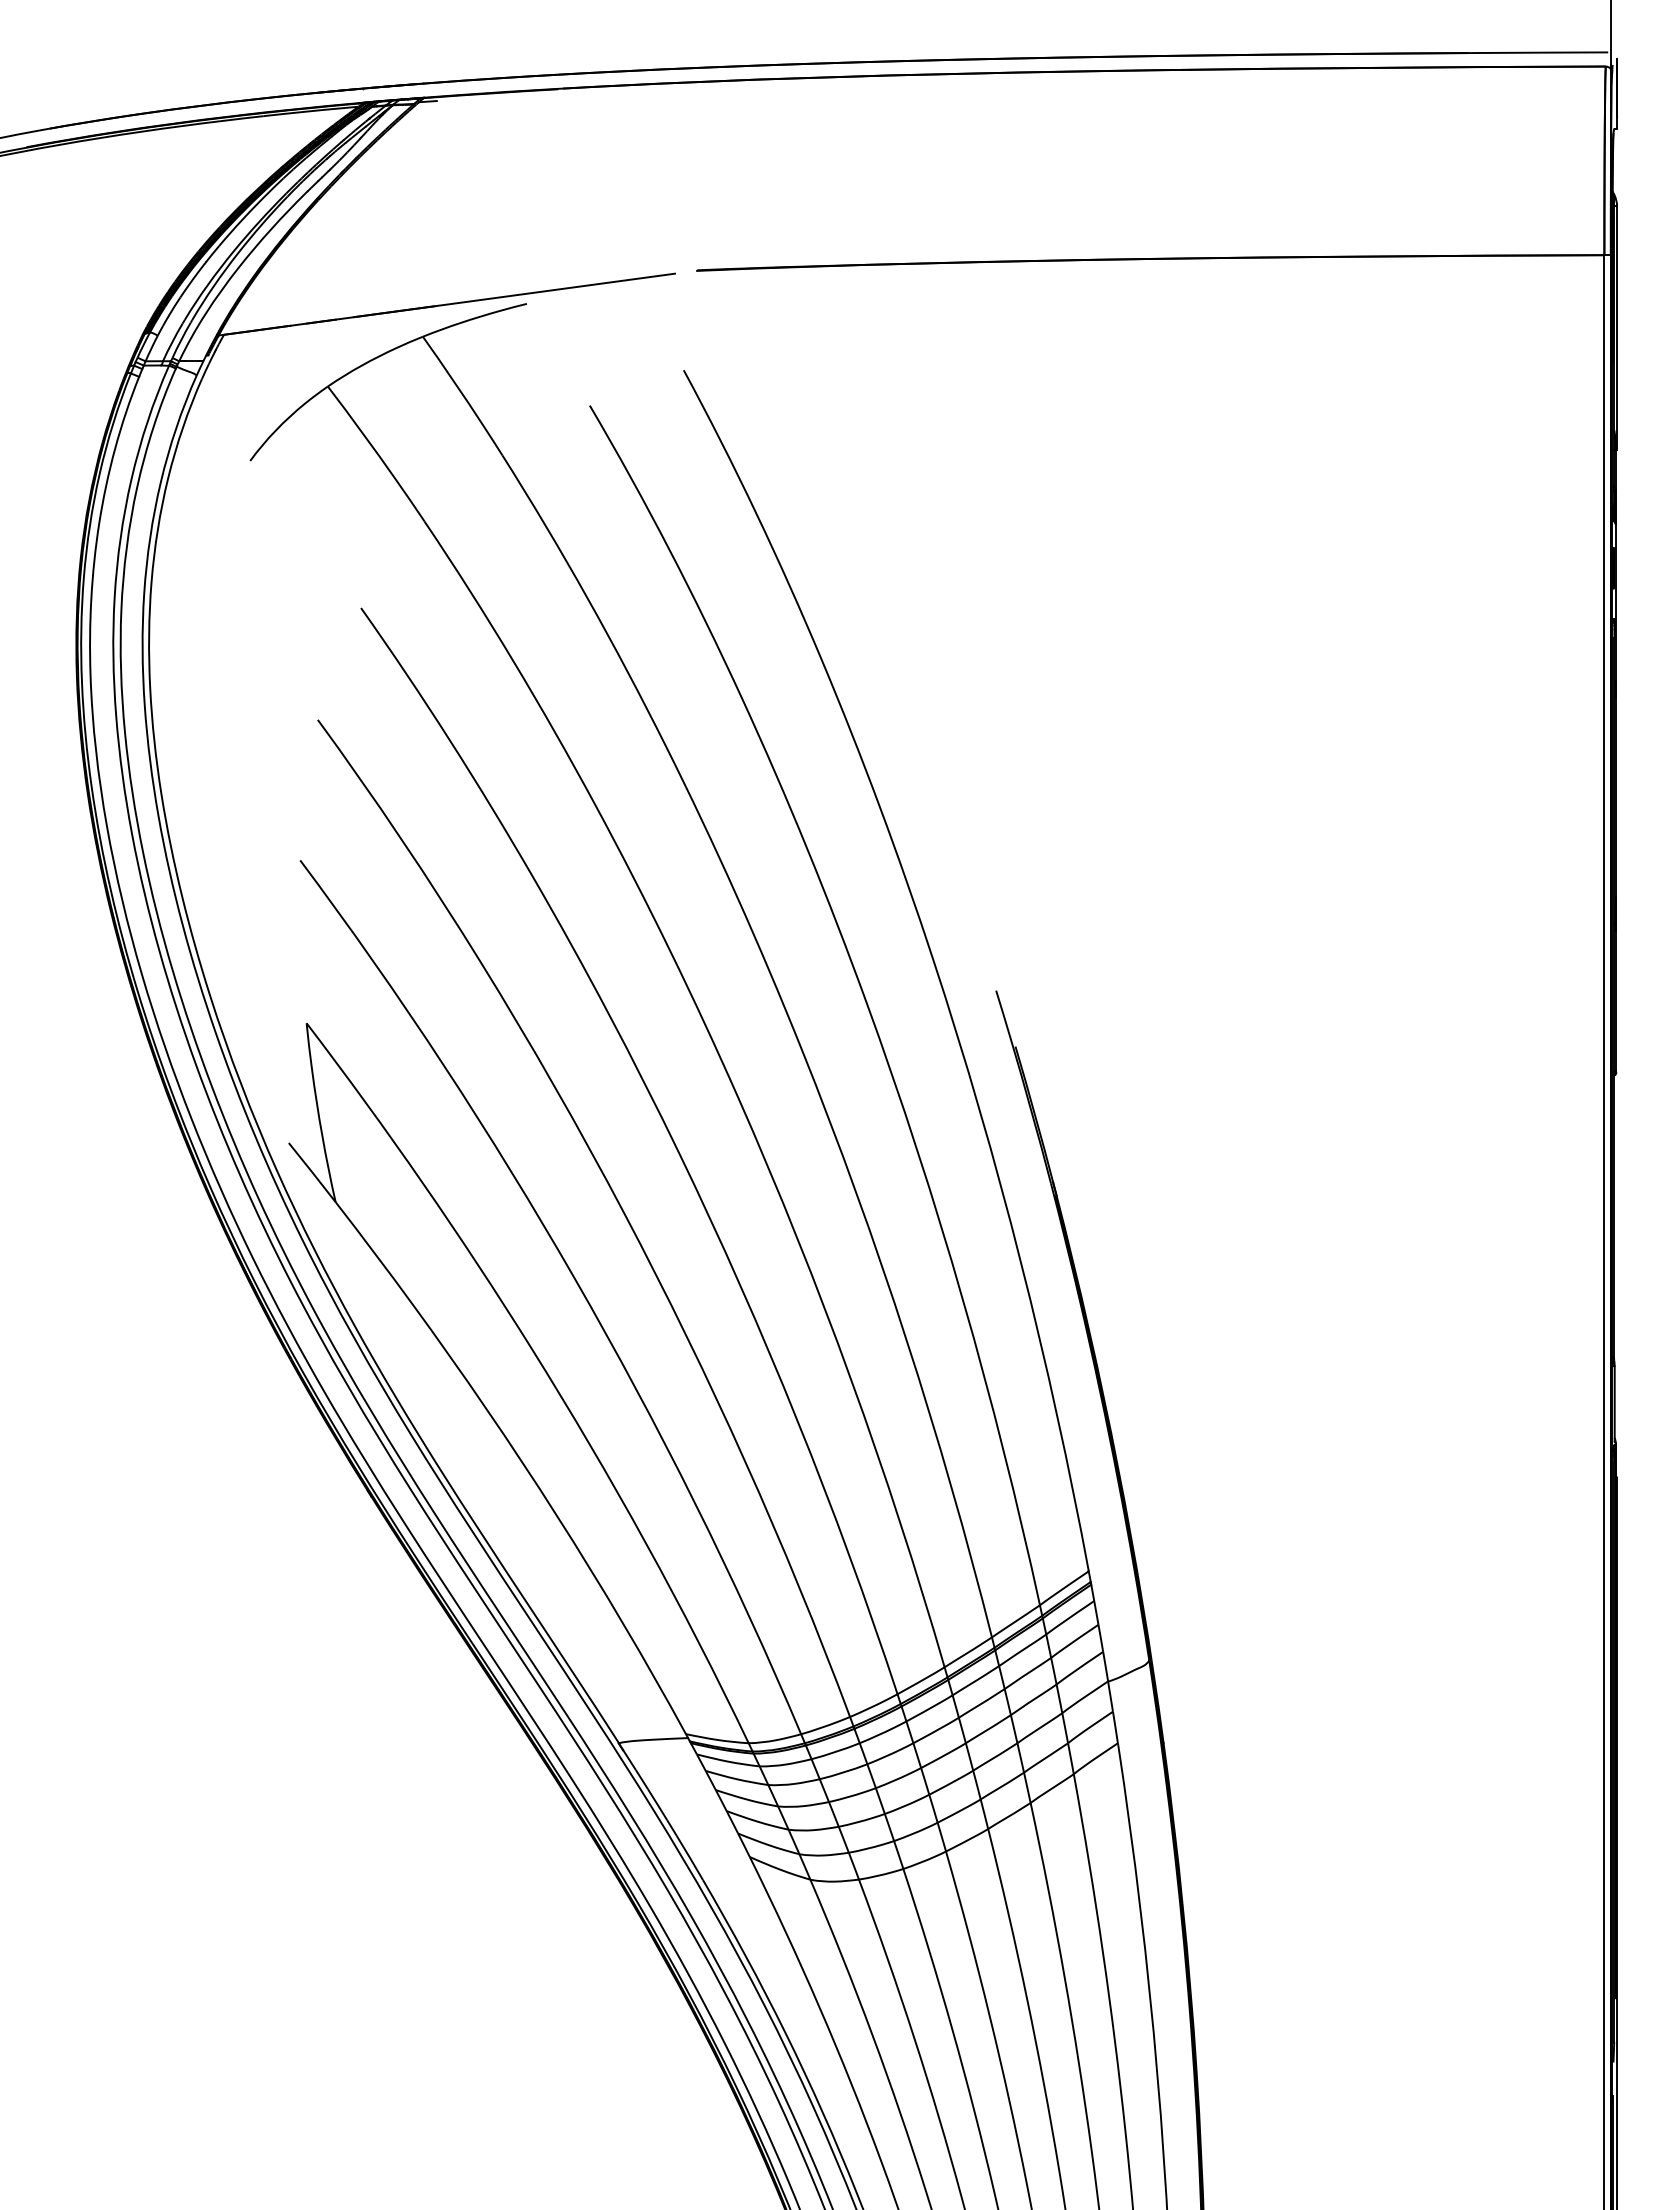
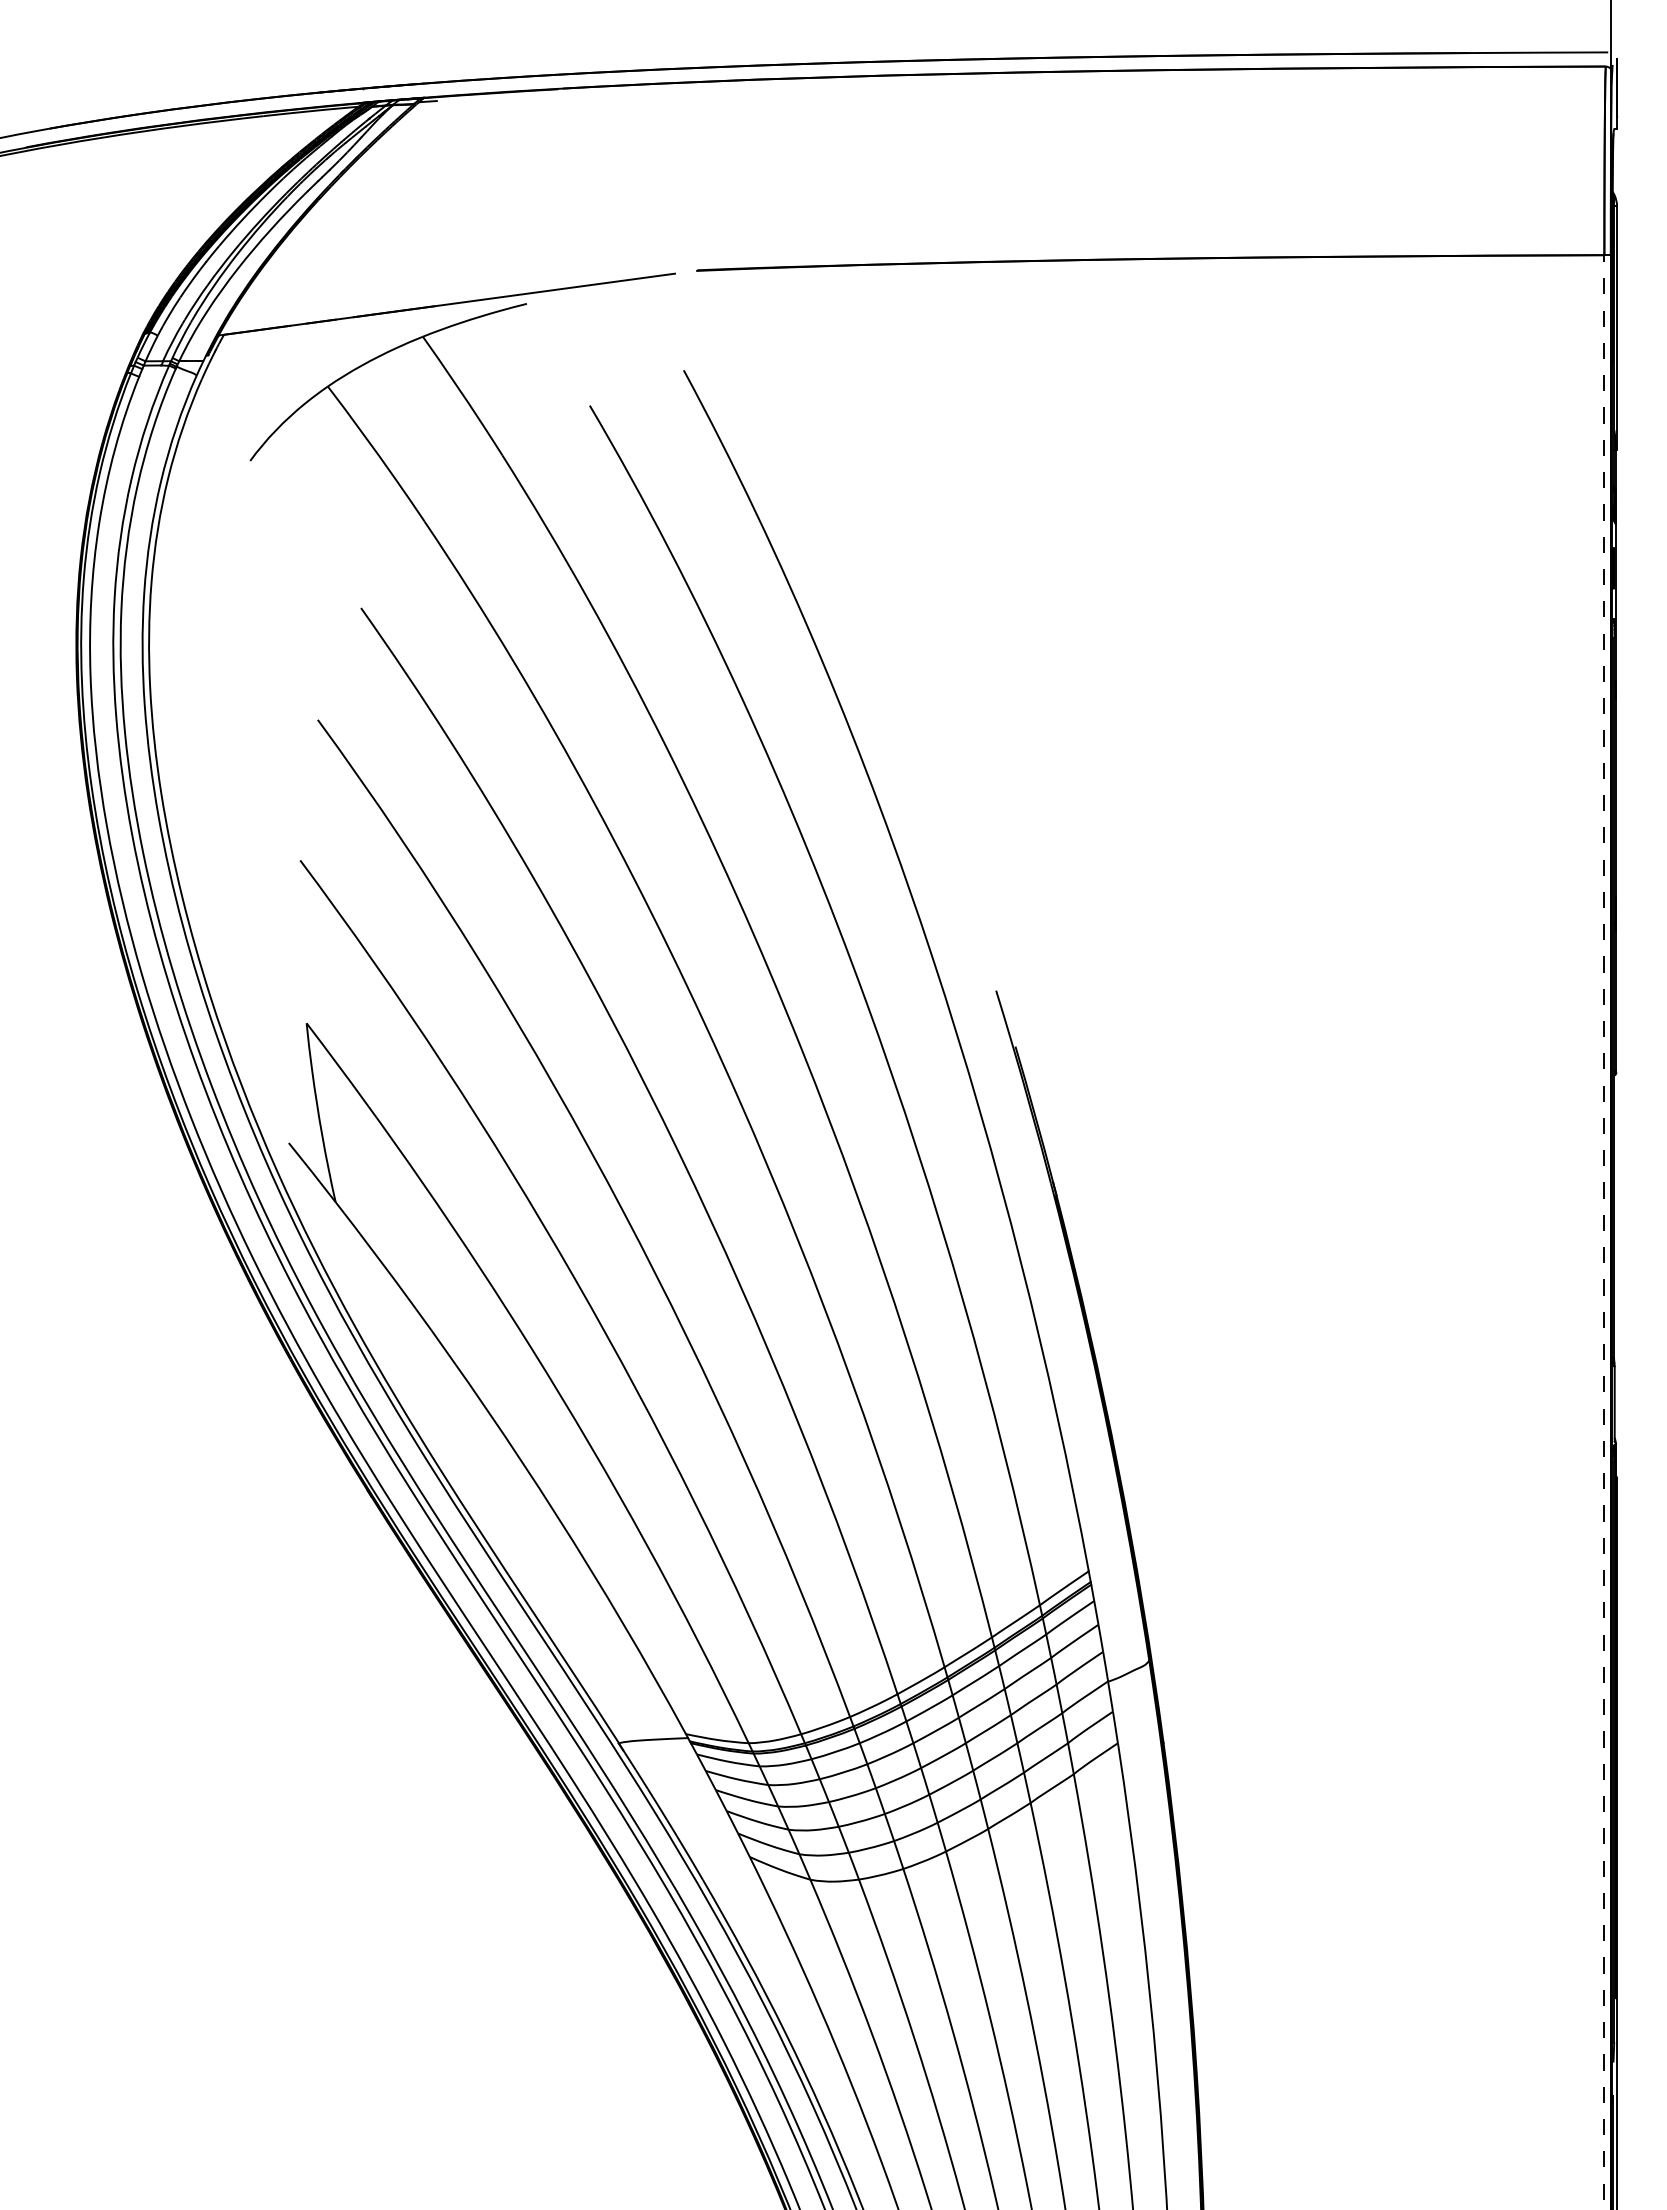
line: solid -> dashed (1604, 1232)
